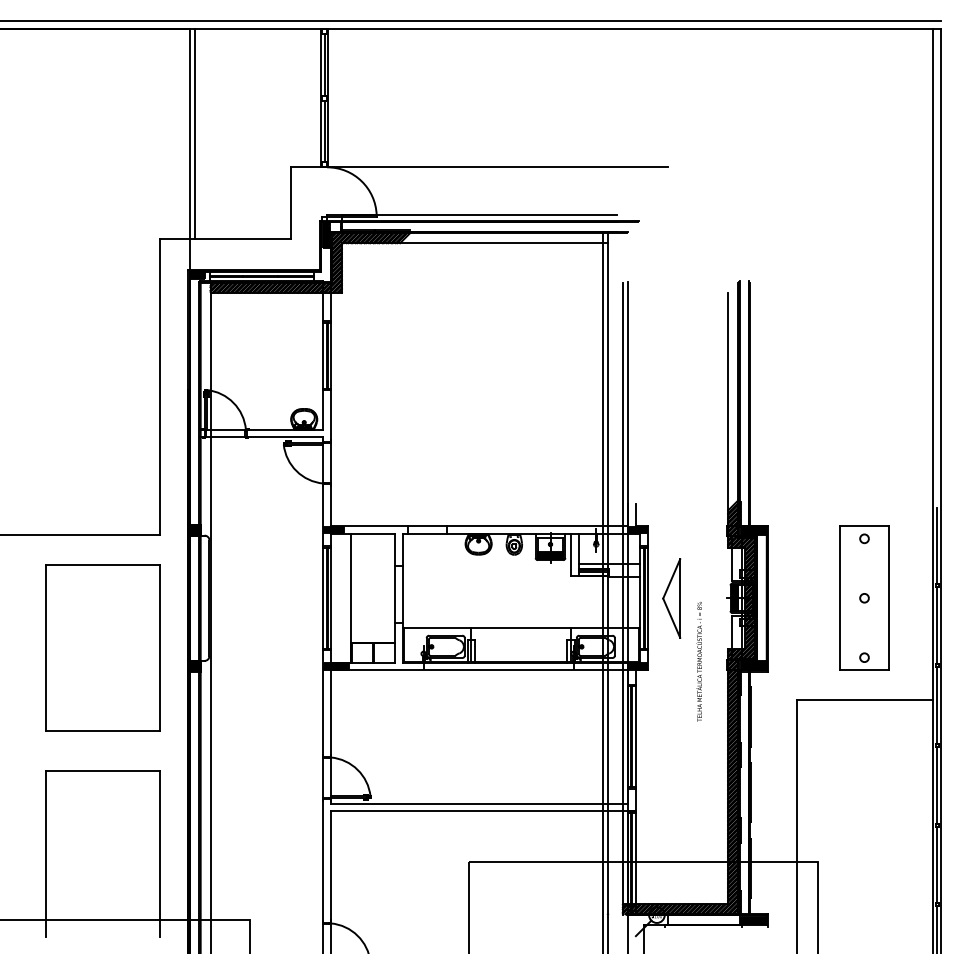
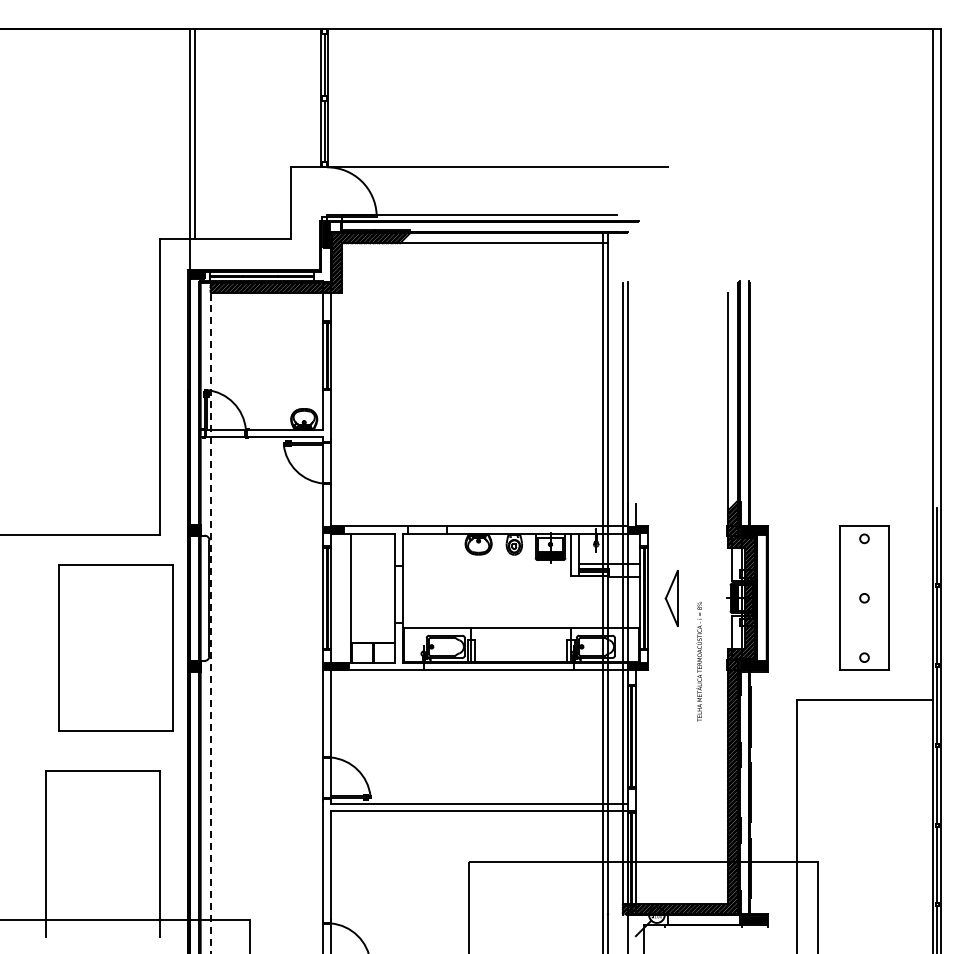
line: present -> none (471, 21)
part size: 20x81 px -> 15x57 px (671, 598)
line: solid -> dashed (210, 617)
part position: (102, 647) -> (115, 647) (115, 647)
